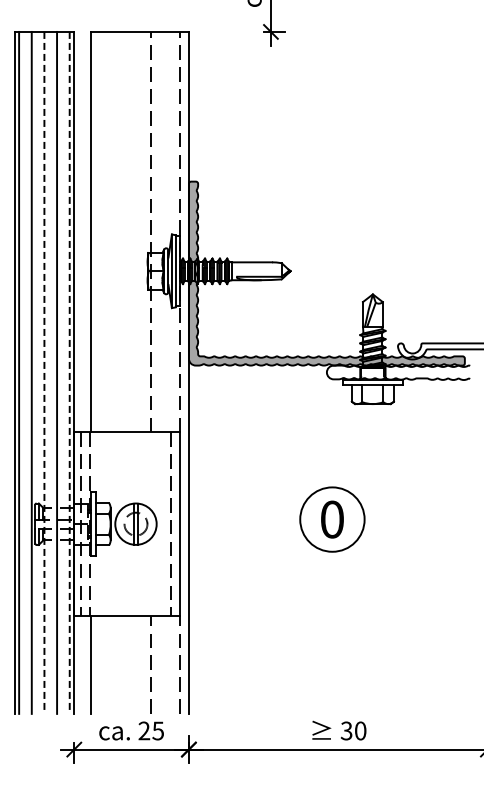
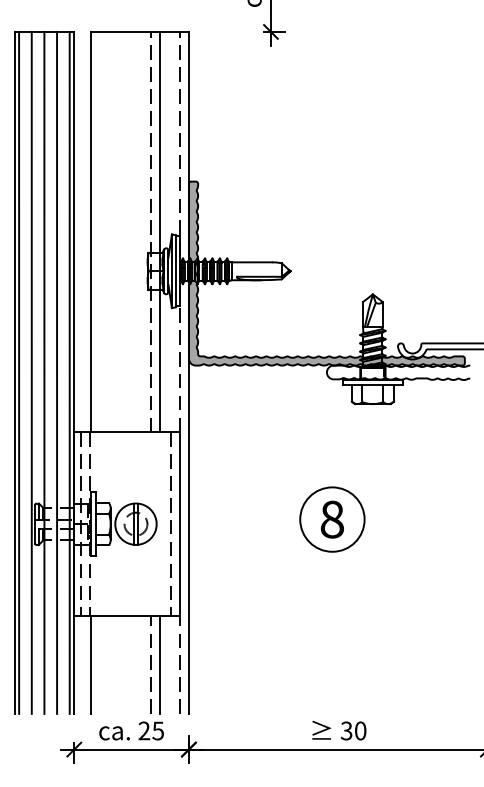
line: none -> present (159, 231)
line: dashed -> solid (44, 372)
line: dashed -> solid (69, 372)
text: 0 -> 8 (331, 519)
line: none -> present (159, 664)
